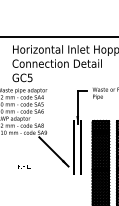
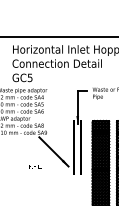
text position: (24, 166) -> (35, 166) (35, 166)
